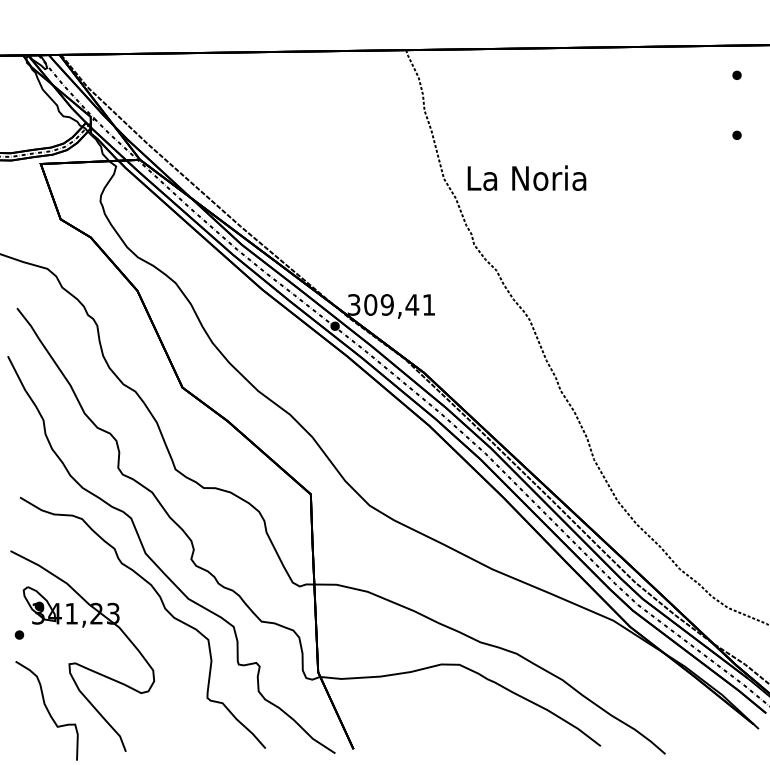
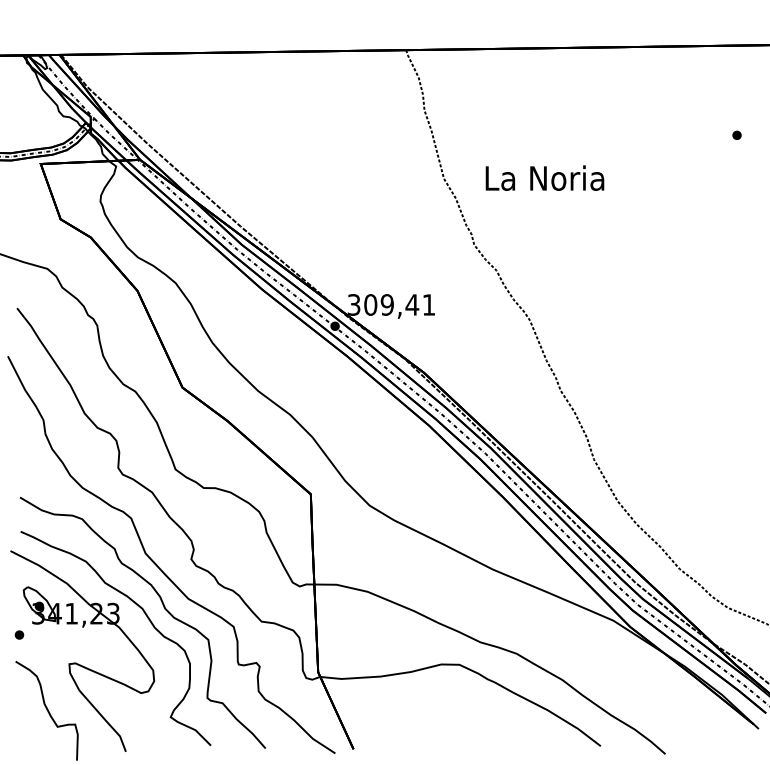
part: present -> none (736, 74)
text position: (526, 177) -> (544, 177) (544, 177)
curve: none -> present (147, 618)
